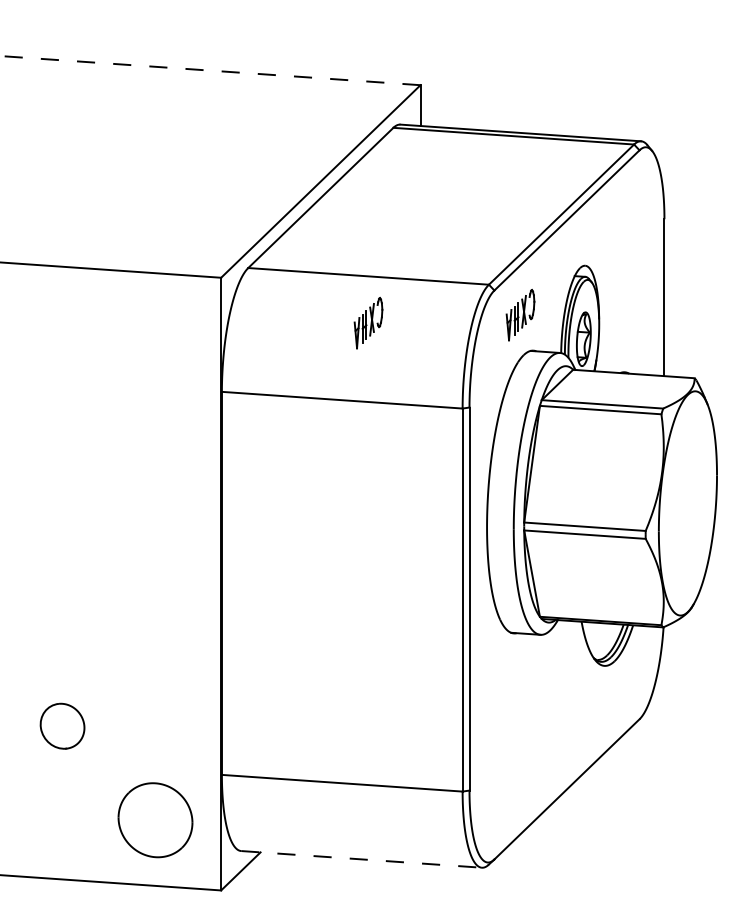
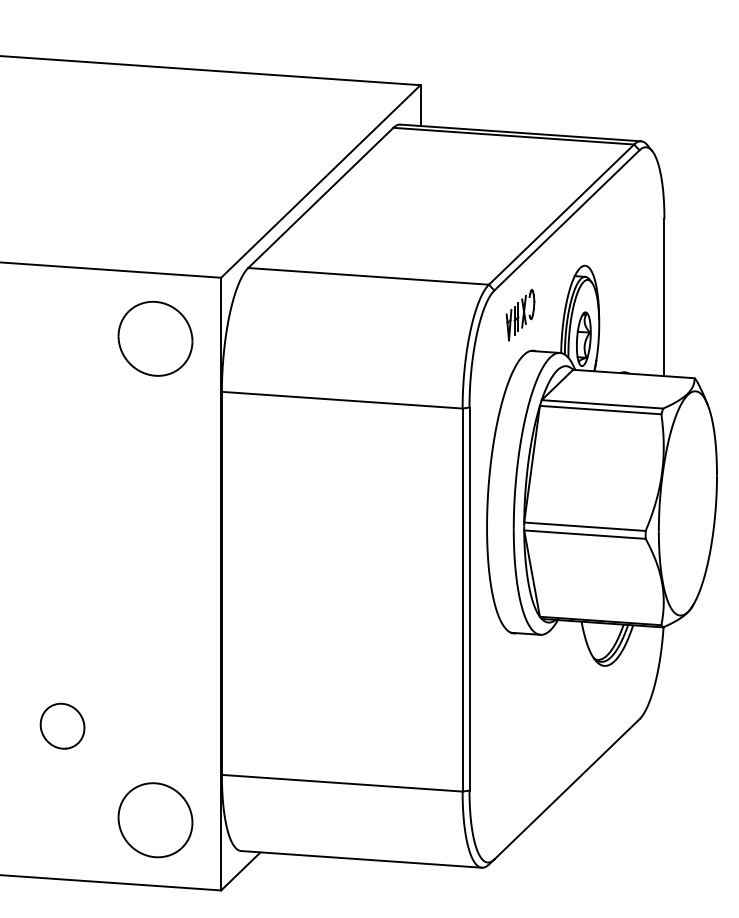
line: dashed -> solid (210, 70)
part: present -> none (368, 322)
part: none -> present (155, 338)
line: dashed -> solid (361, 859)
